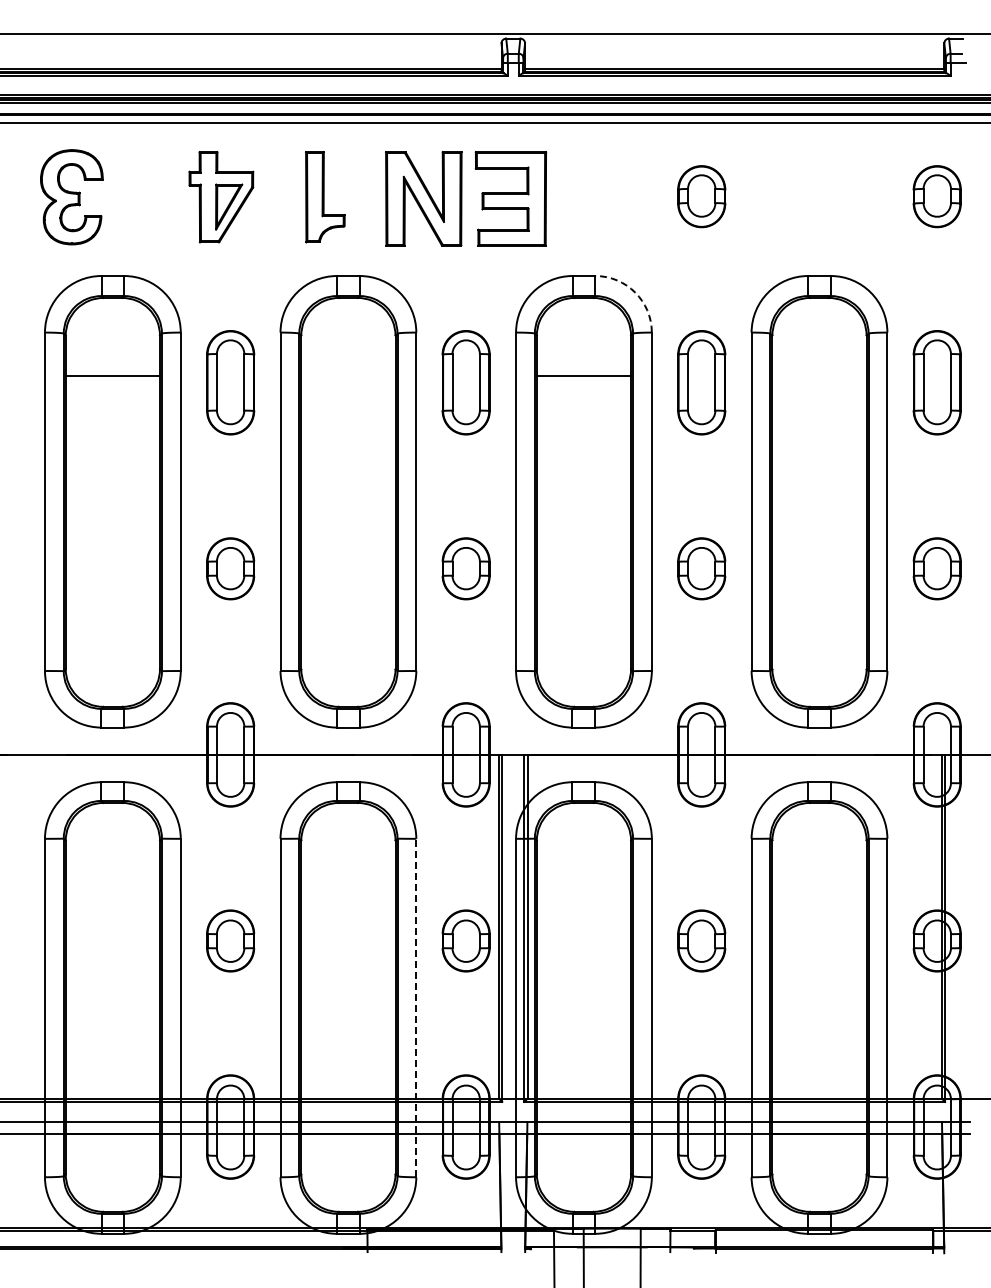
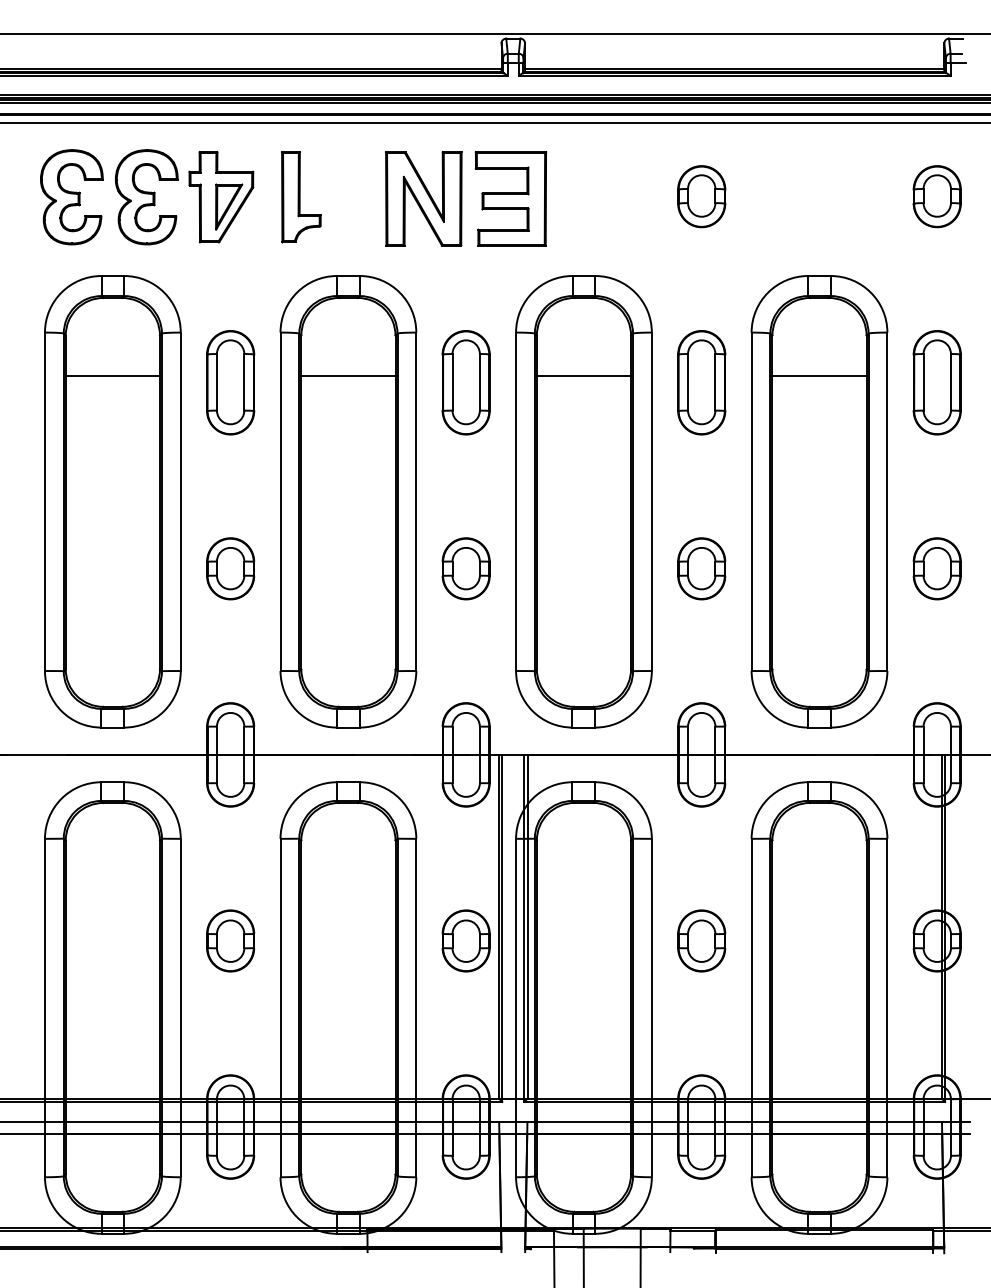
part: none -> present (146, 197)
part position: (325, 197) -> (301, 197) (301, 197)
arc: dashed -> solid (635, 292)
line: none -> present (348, 375)
line: none -> present (819, 375)
line: dashed -> solid (416, 1007)
